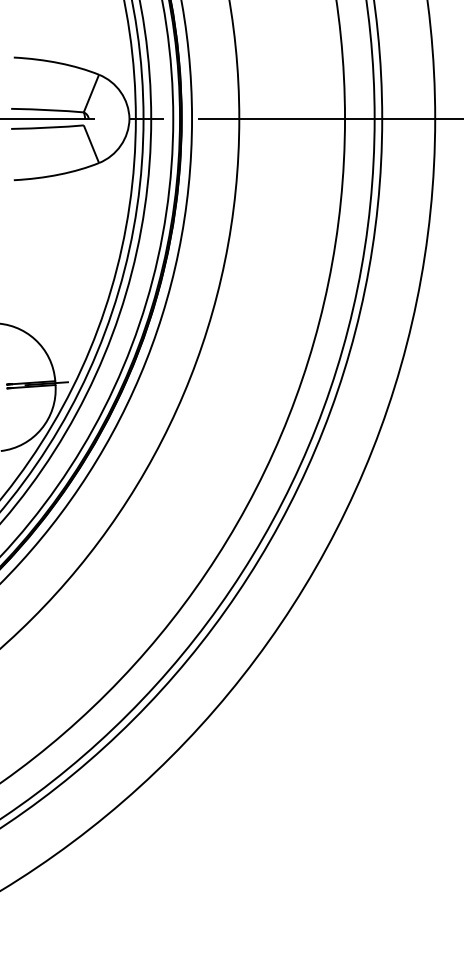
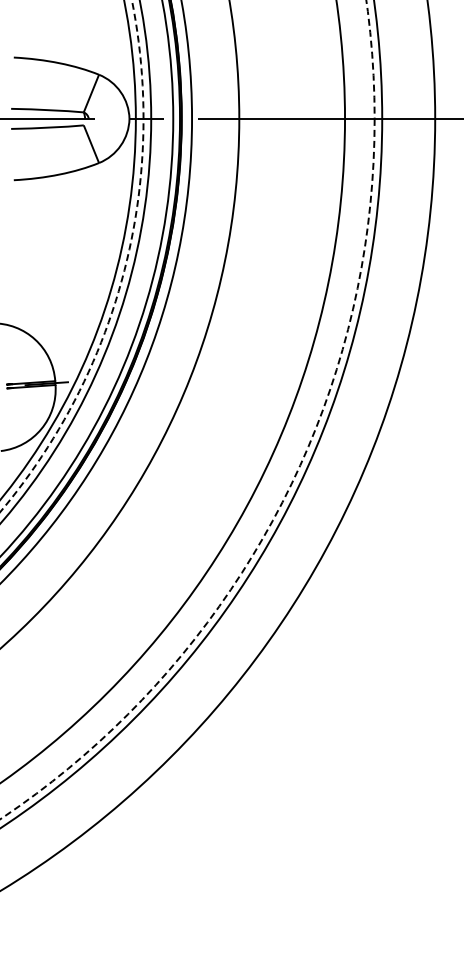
arc: solid -> dashed (125, 266)
circle: solid -> dashed (187, 409)
